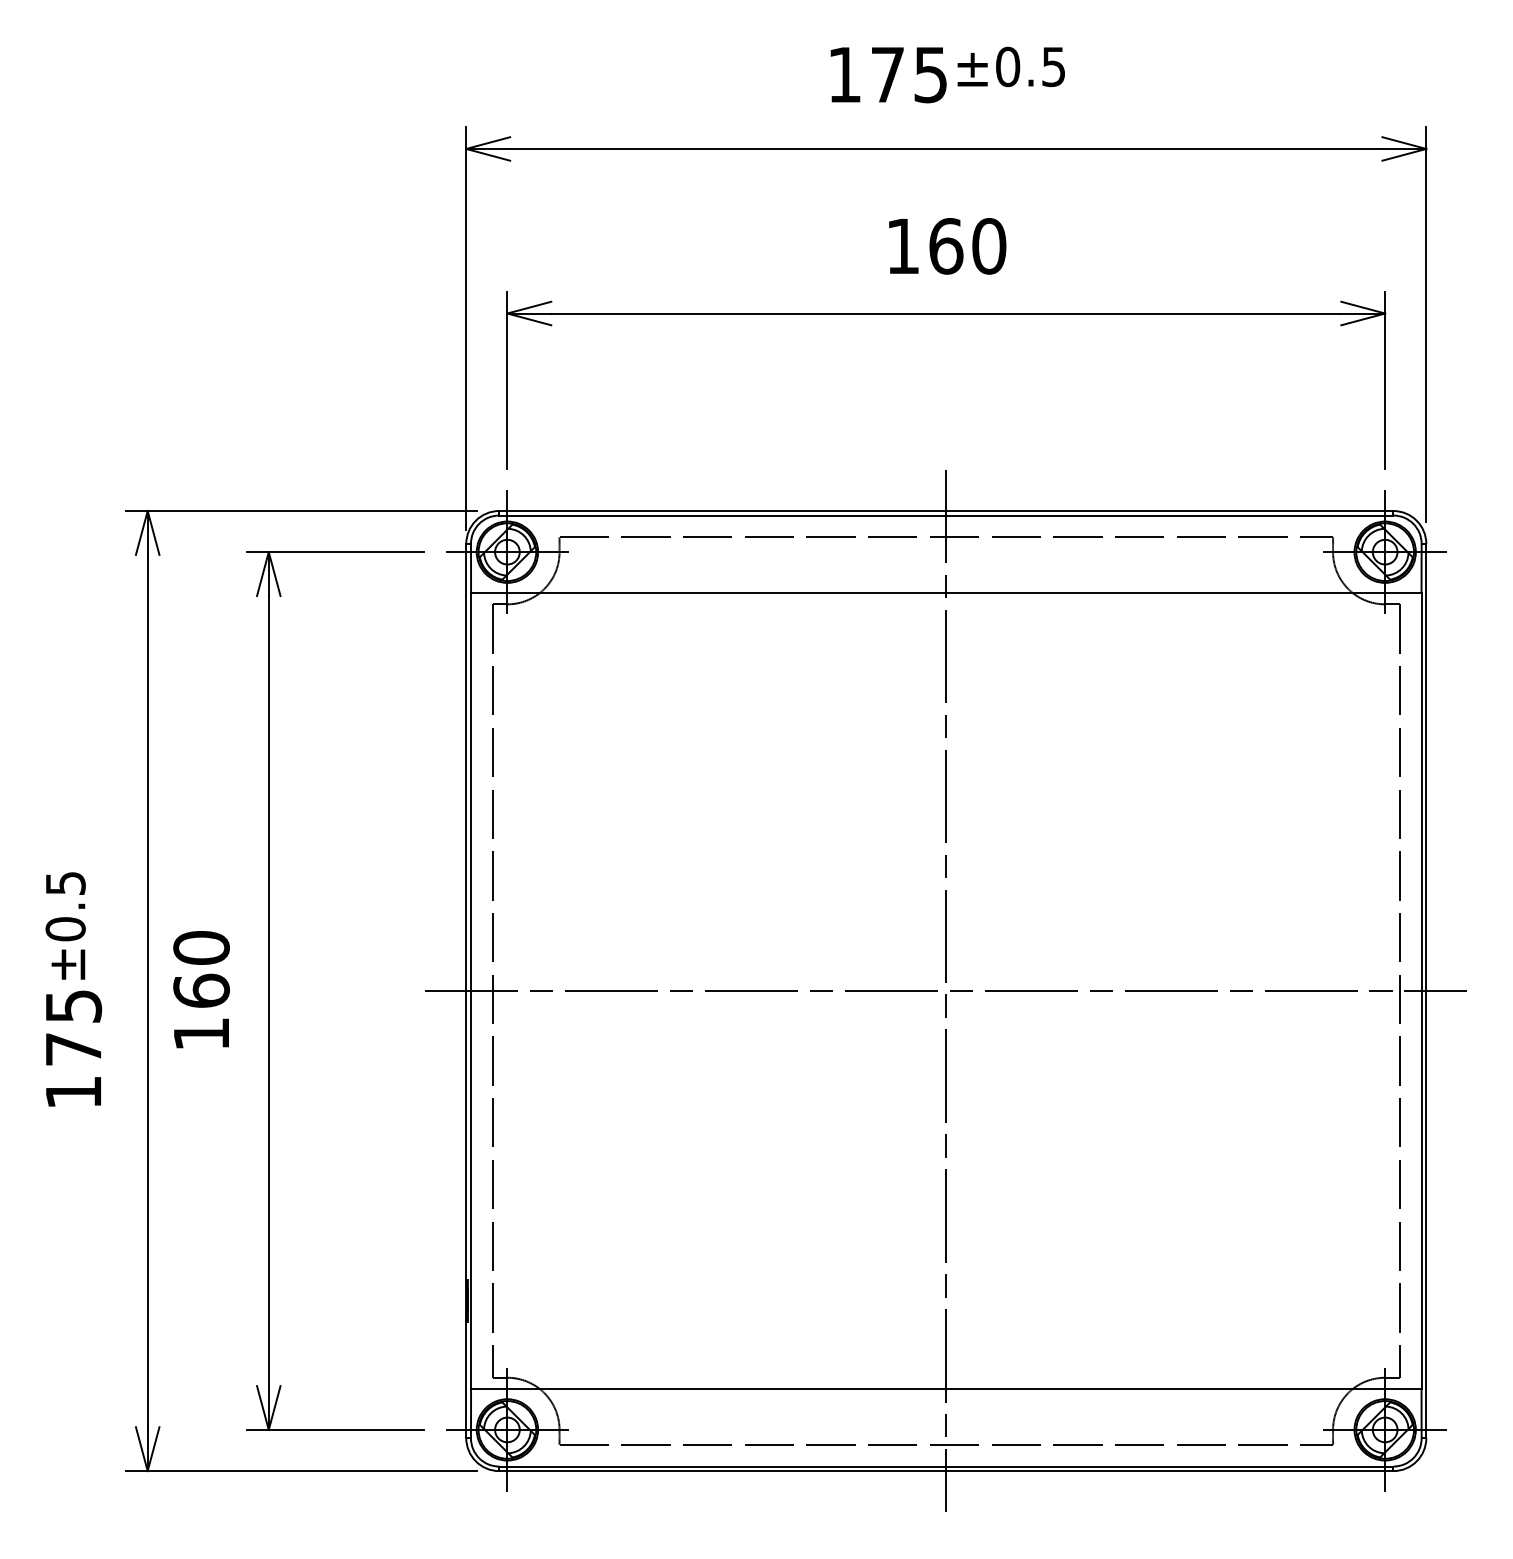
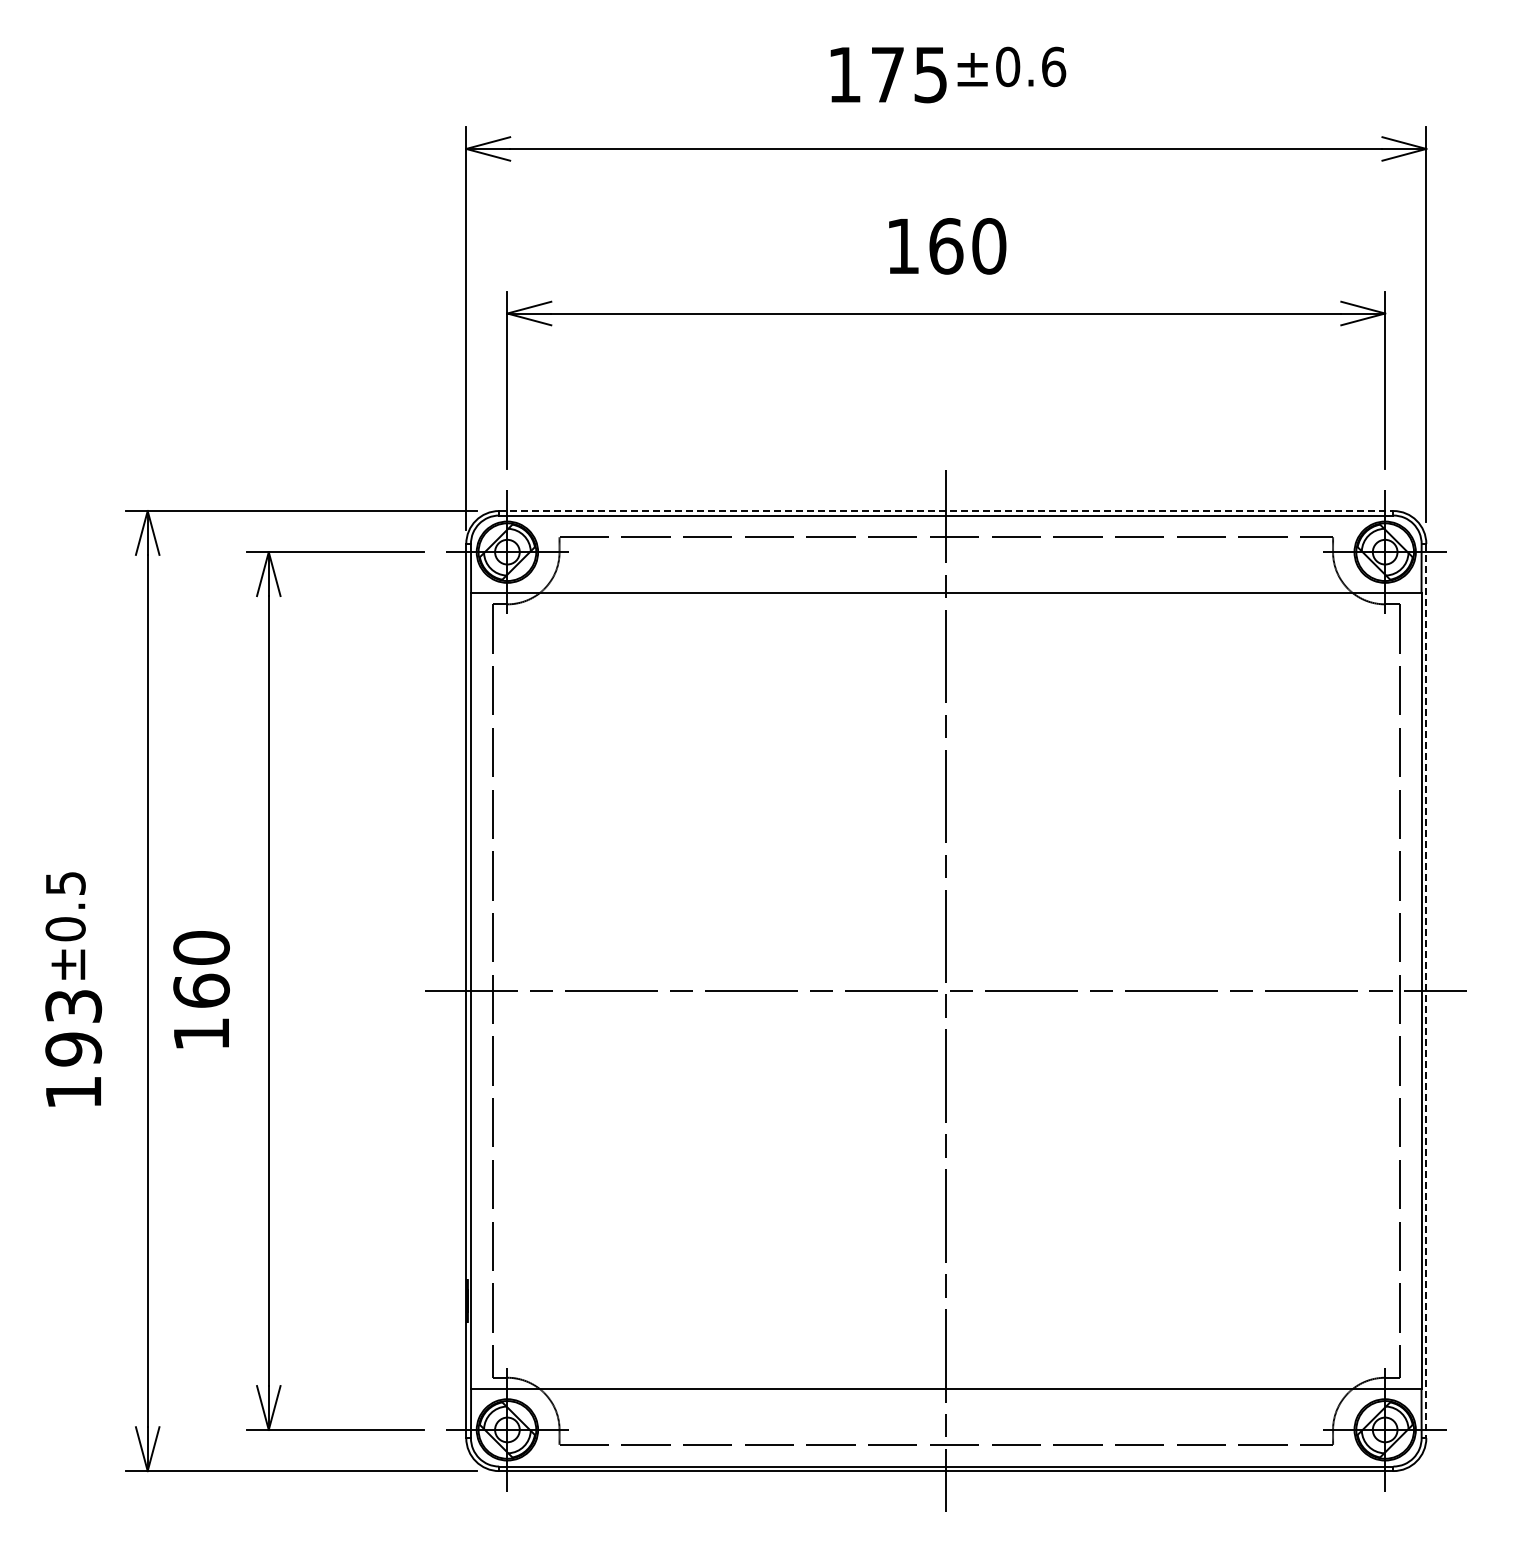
text: ±0.5 -> ±0.6 (1054, 66)
line: solid -> dashed (946, 511)
line: solid -> dashed (1426, 991)
text: 175 -> 193 (73, 1028)
